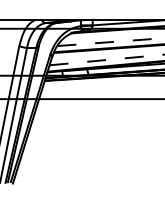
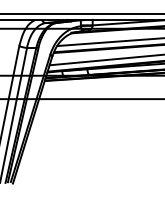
line: none -> present (81, 14)
line: dashed -> solid (111, 42)
line: dashed -> solid (107, 59)
